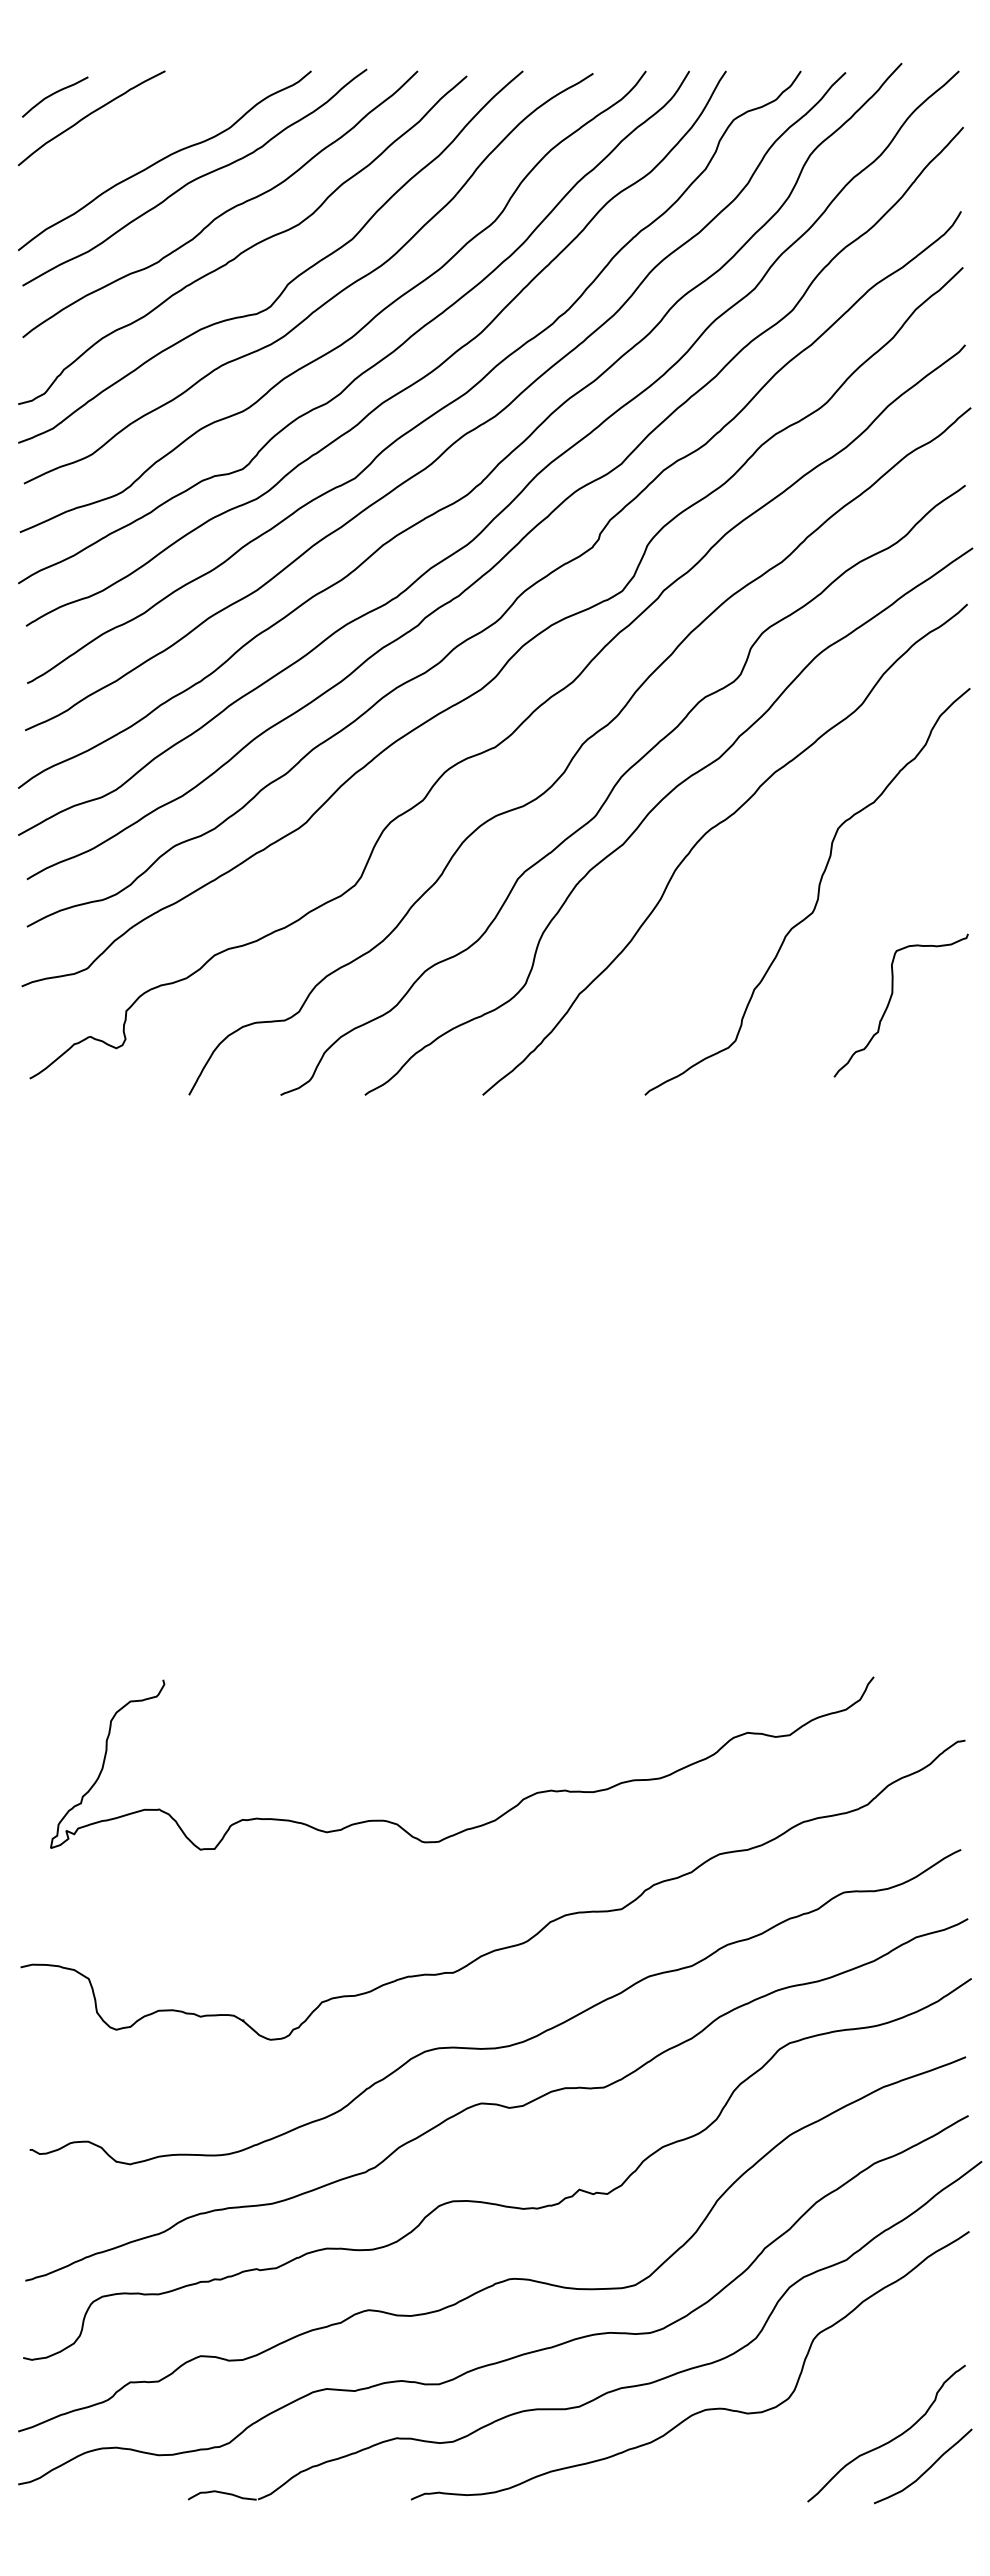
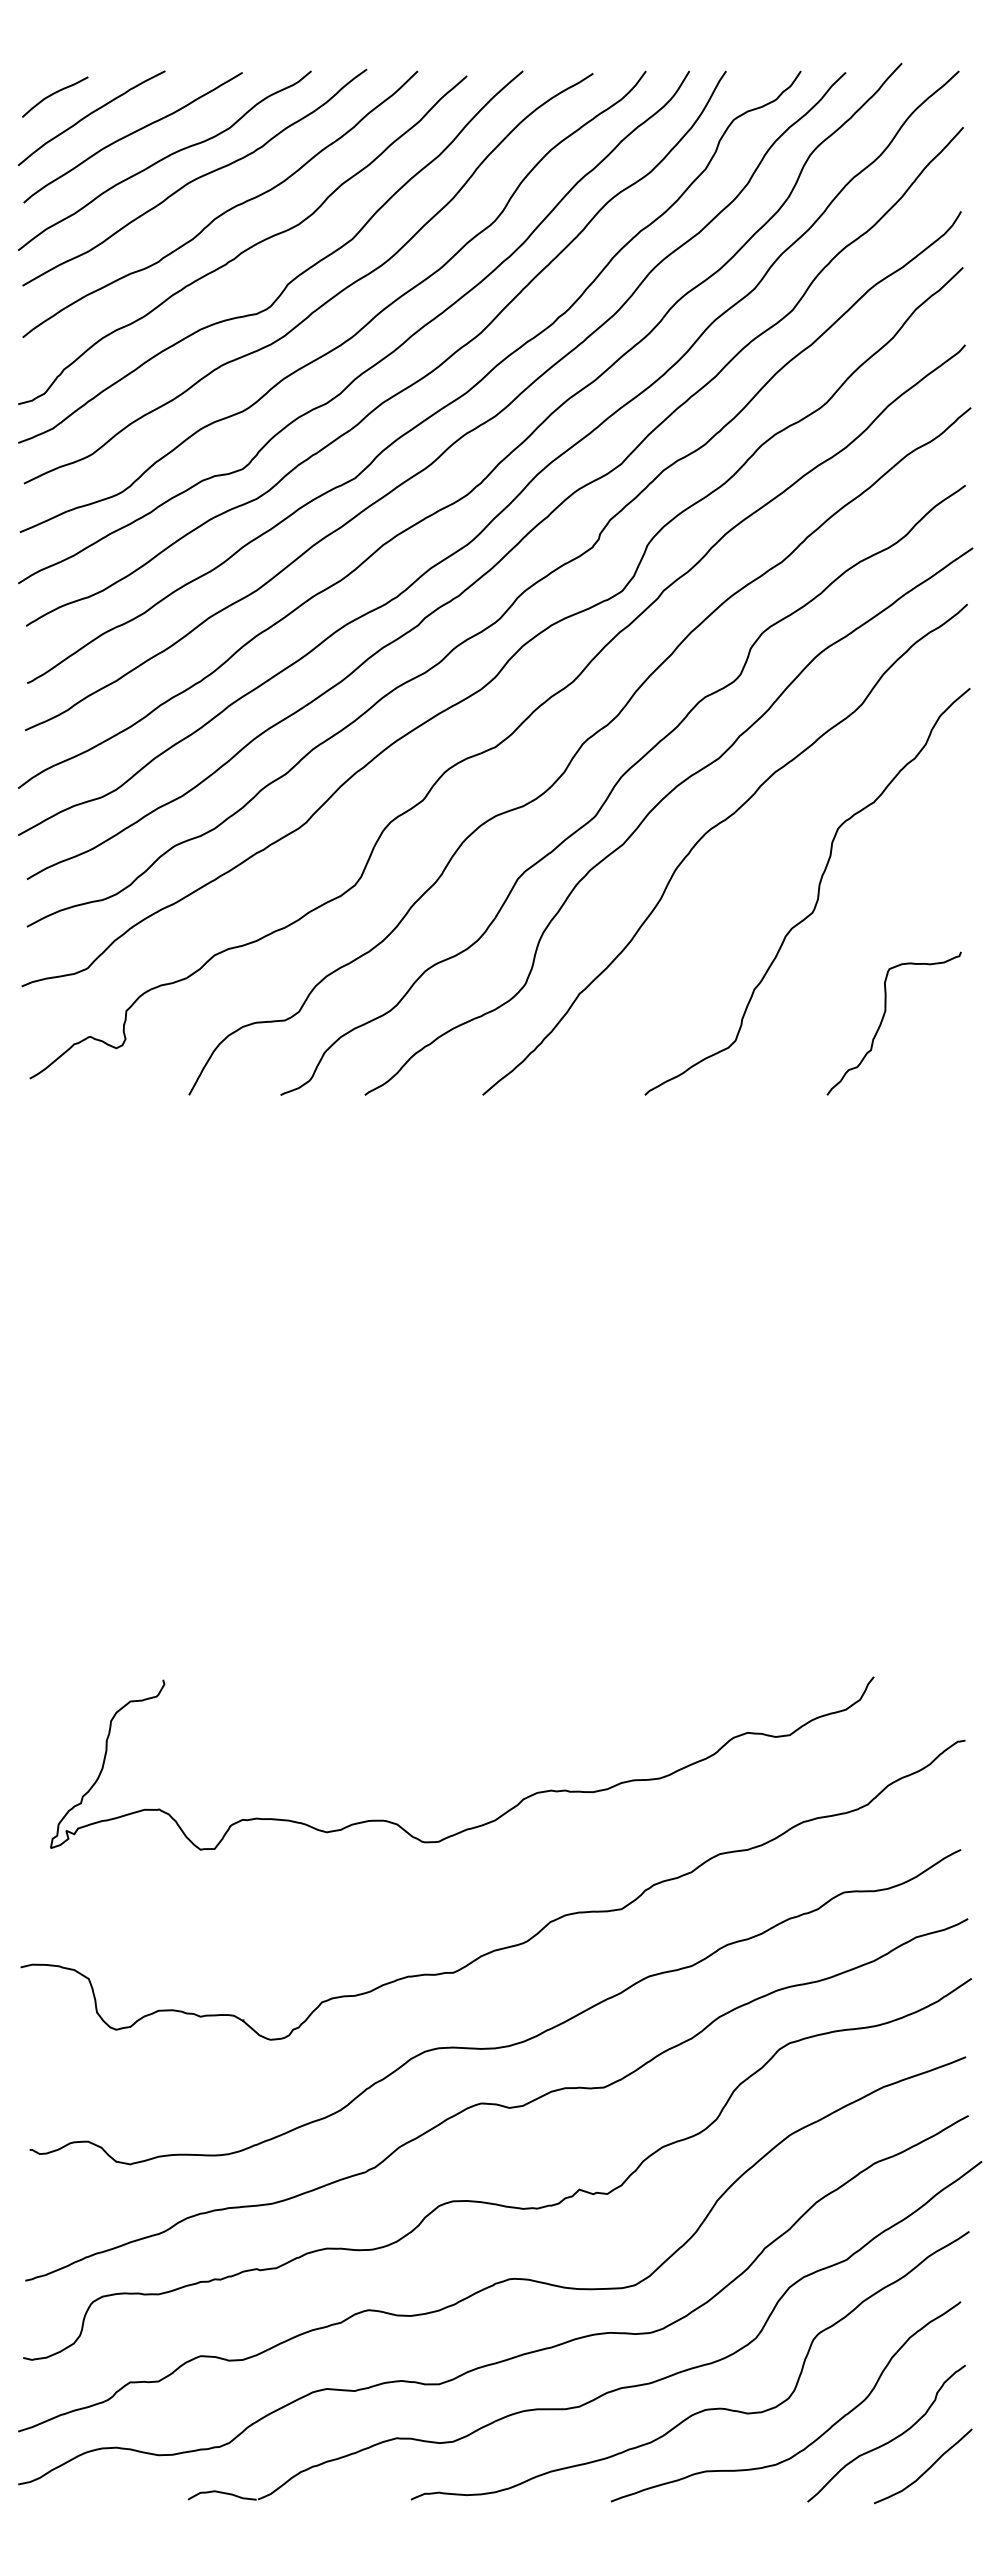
curve: none -> present (130, 135)
curve position: (890, 1001) -> (883, 1019) (883, 1019)
curve: none -> present (817, 2437)
